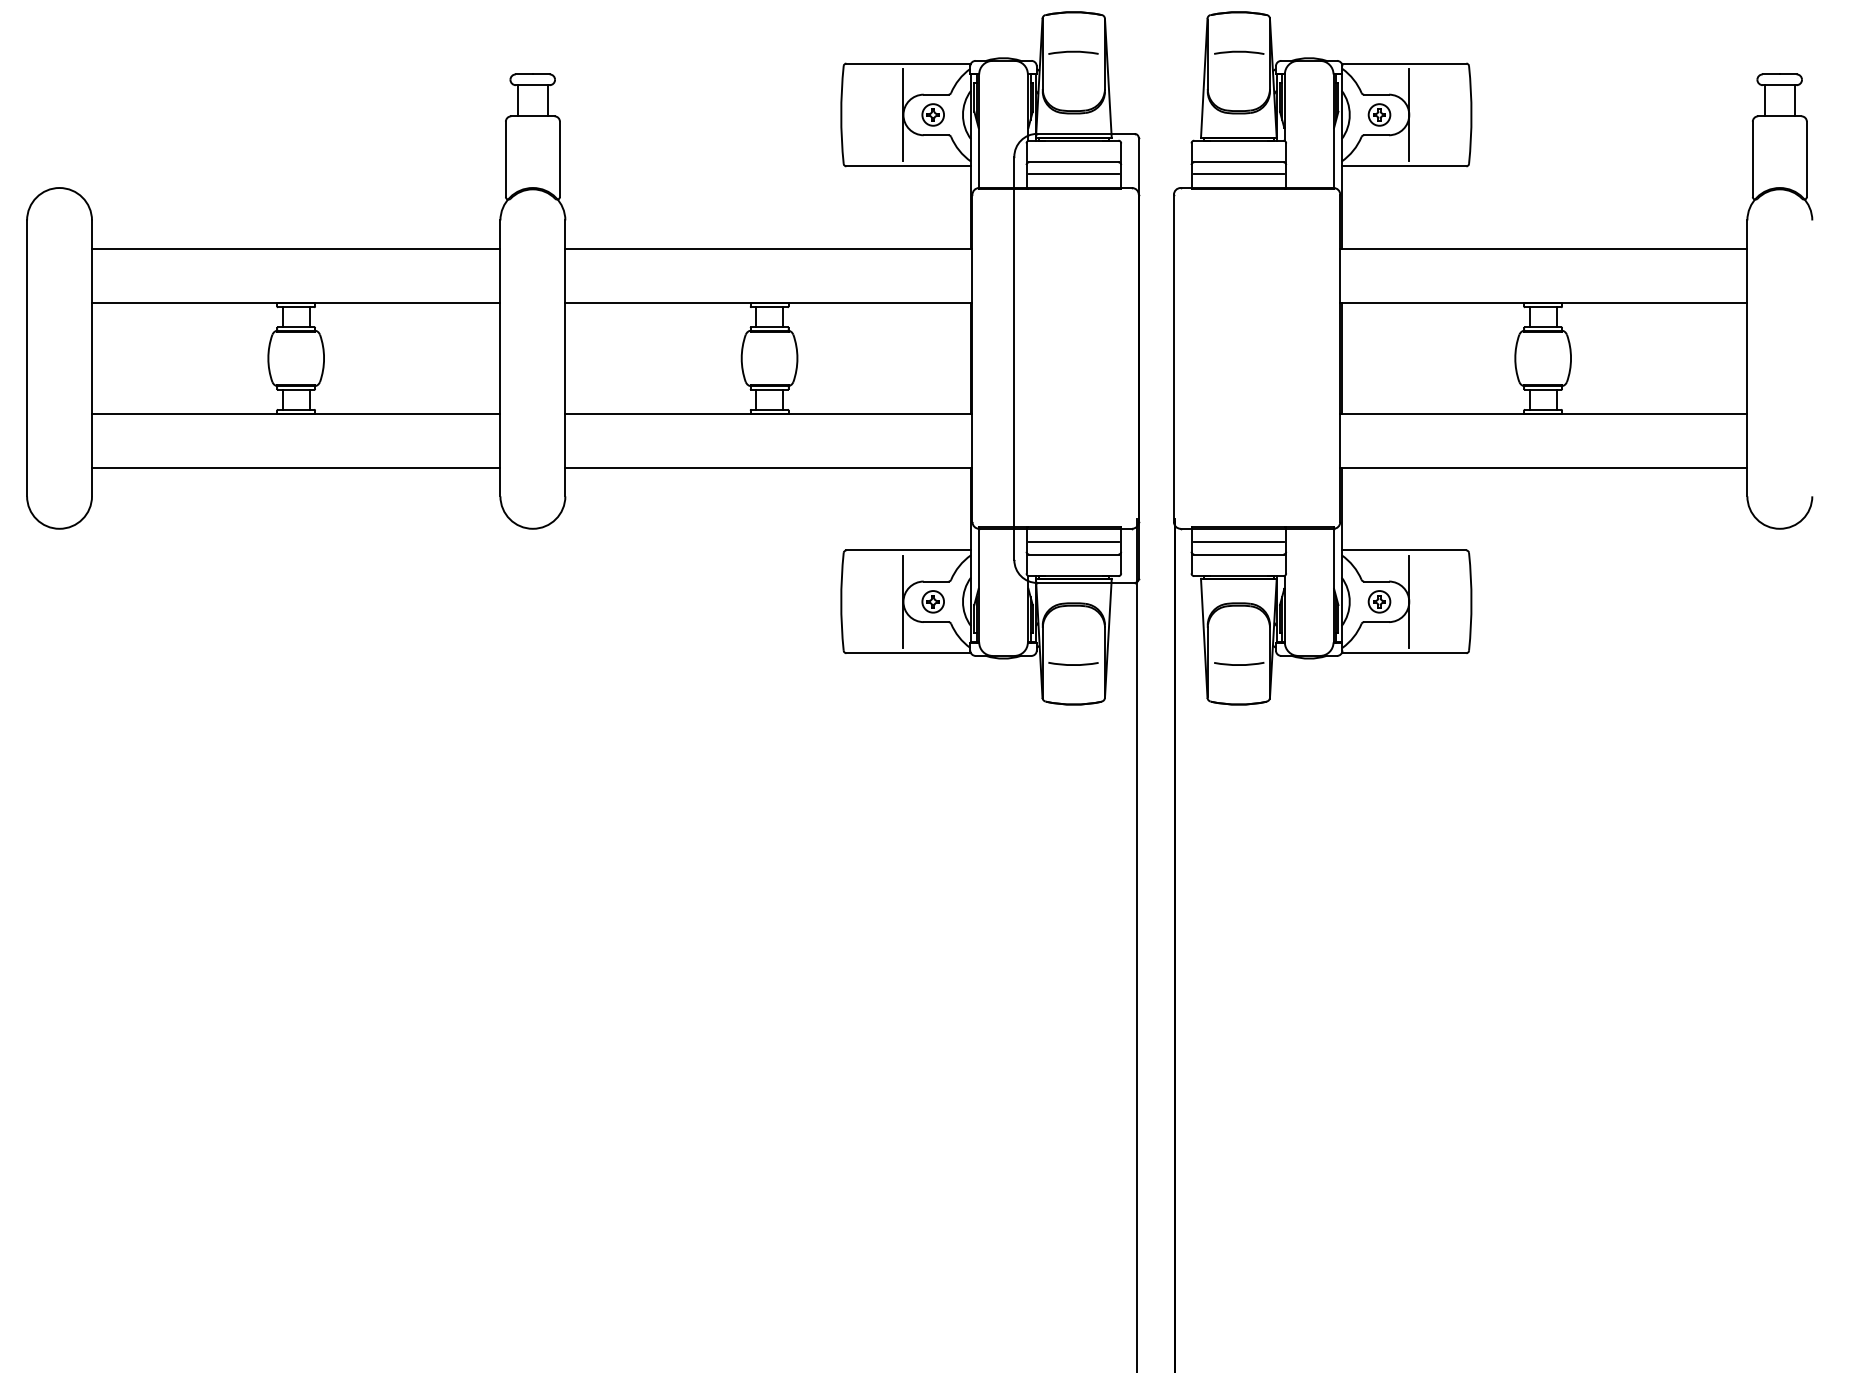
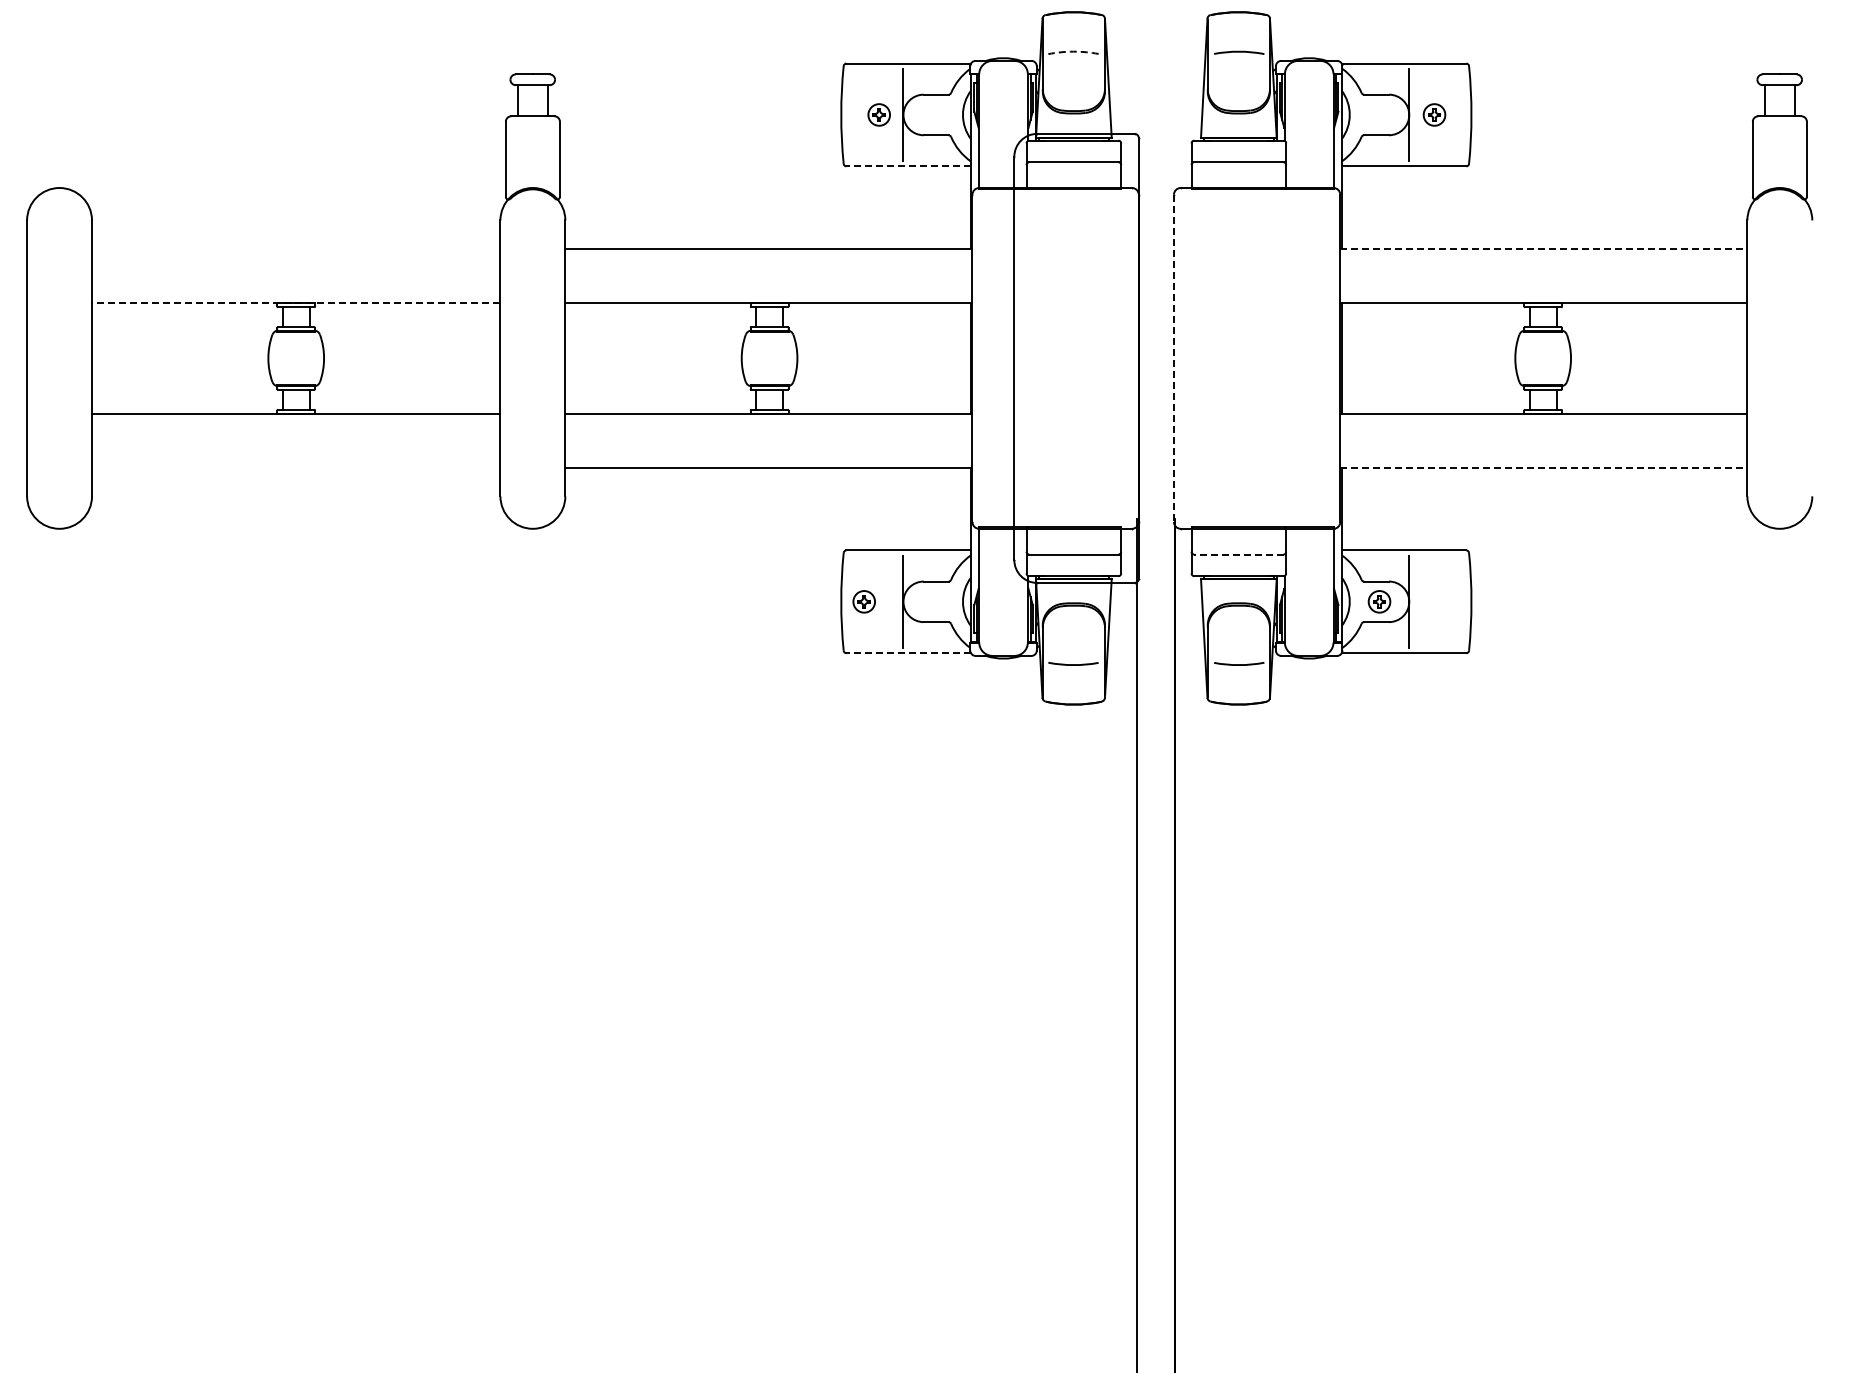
arc: solid -> dashed (1073, 51)
part position: (932, 114) -> (878, 114) (878, 114)
part position: (1379, 114) -> (1434, 114) (1434, 114)
line: solid -> dashed (908, 166)
line: present -> none (1073, 174)
line: present -> none (1238, 174)
line: present -> none (296, 248)
line: solid -> dashed (1543, 248)
line: solid -> dashed (295, 302)
line: solid -> dashed (1173, 358)
line: present -> none (296, 467)
line: solid -> dashed (1543, 467)
line: present -> none (1073, 542)
line: present -> none (1238, 542)
line: solid -> dashed (1238, 554)
part position: (932, 601) -> (863, 601) (863, 601)
line: solid -> dashed (908, 653)
